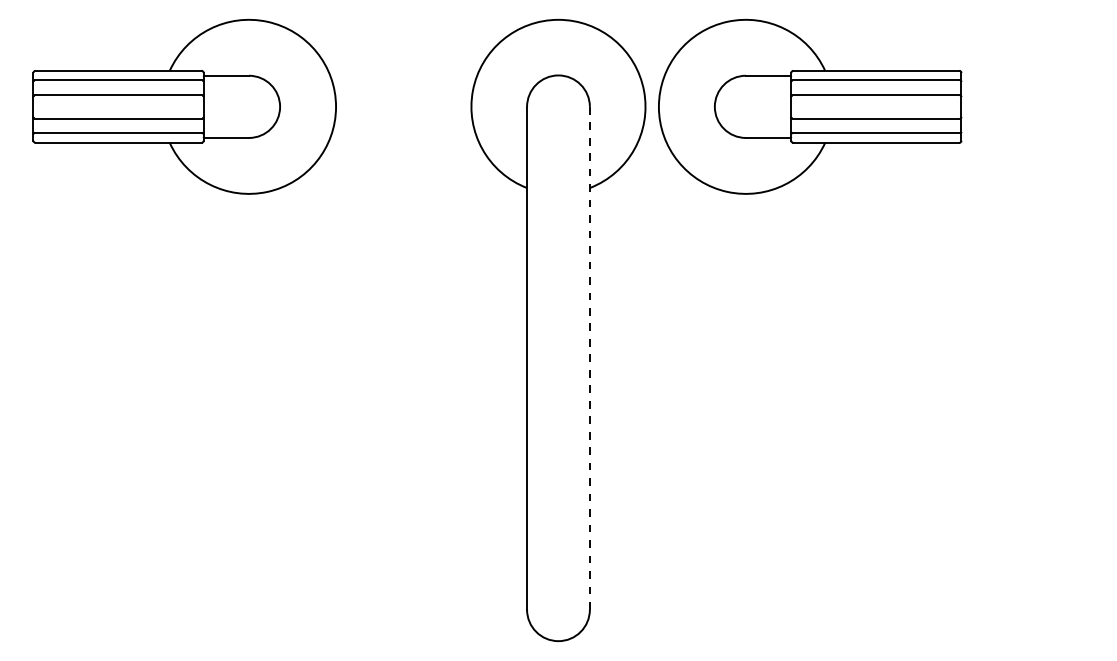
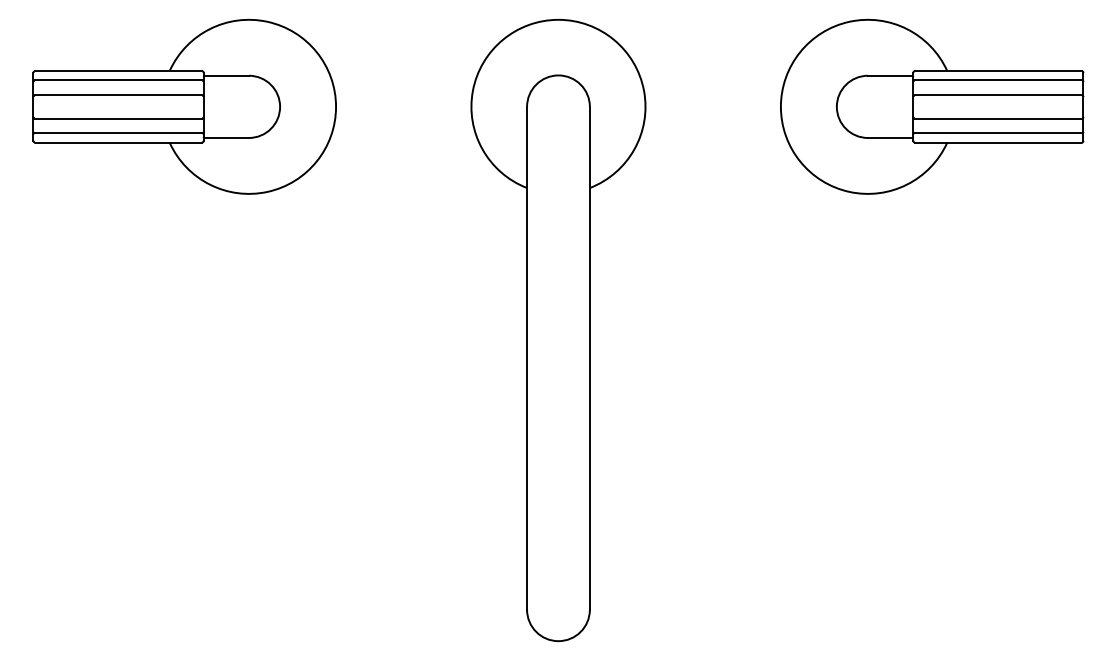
part position: (810, 106) -> (932, 106) (932, 106)
line: dashed -> solid (589, 357)
